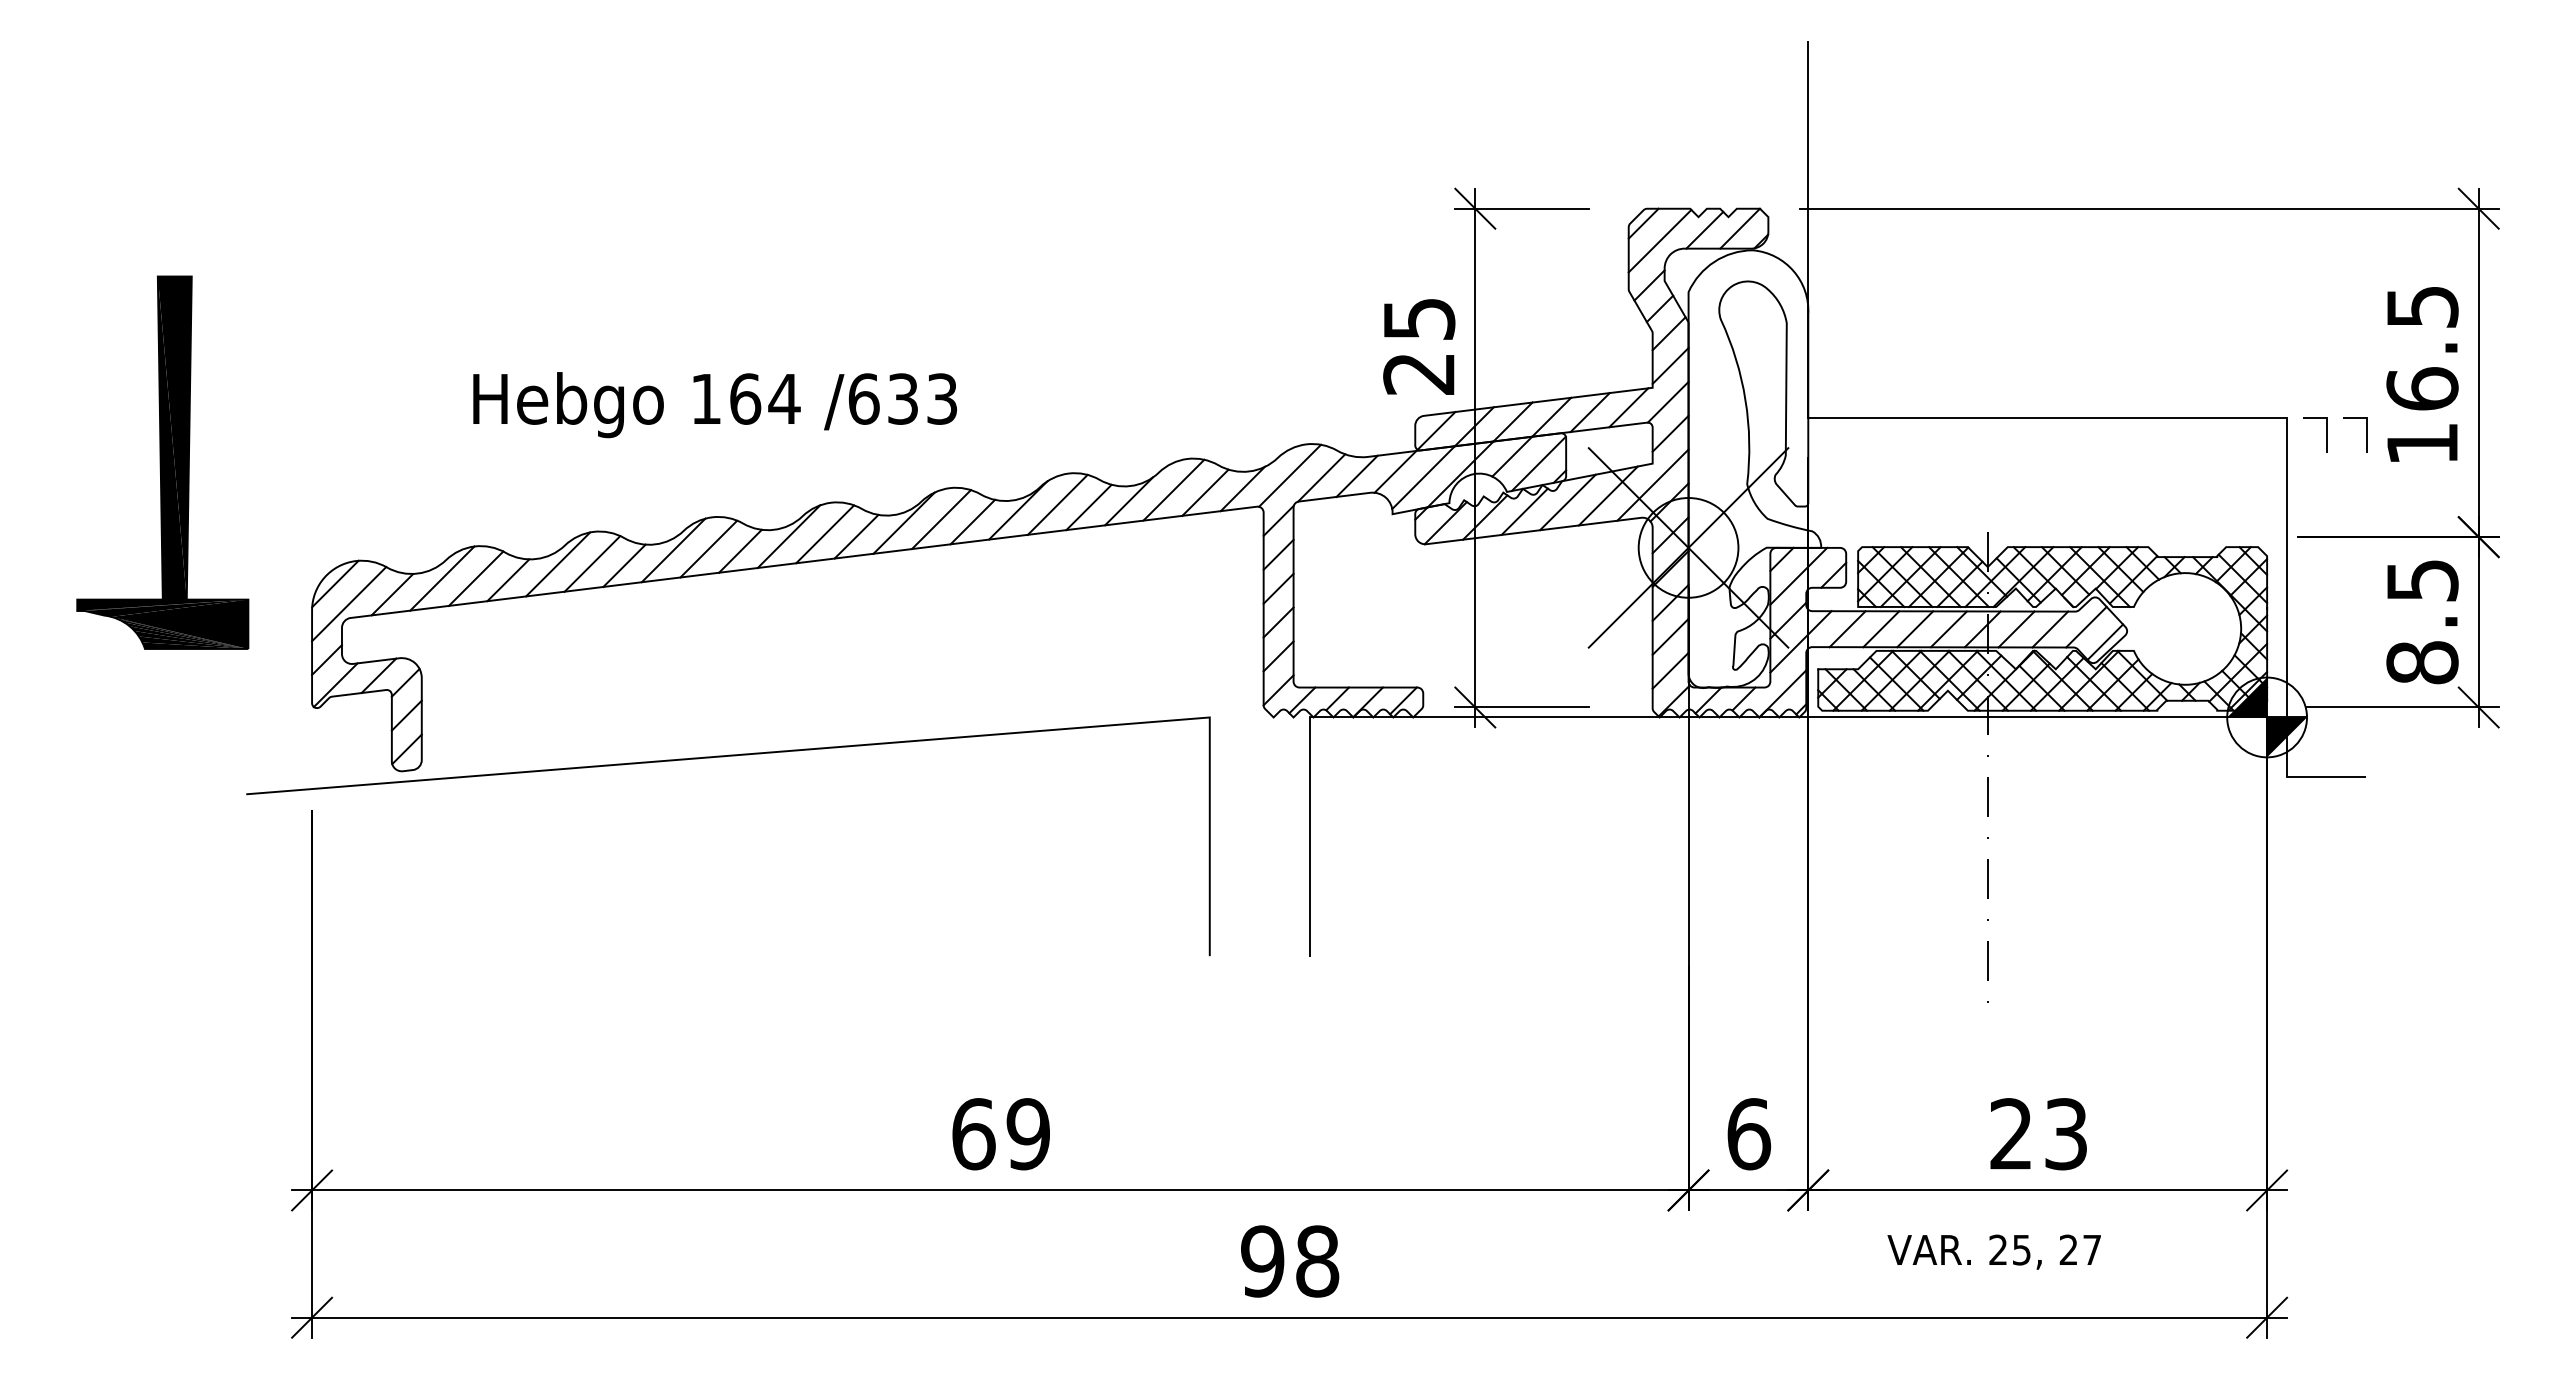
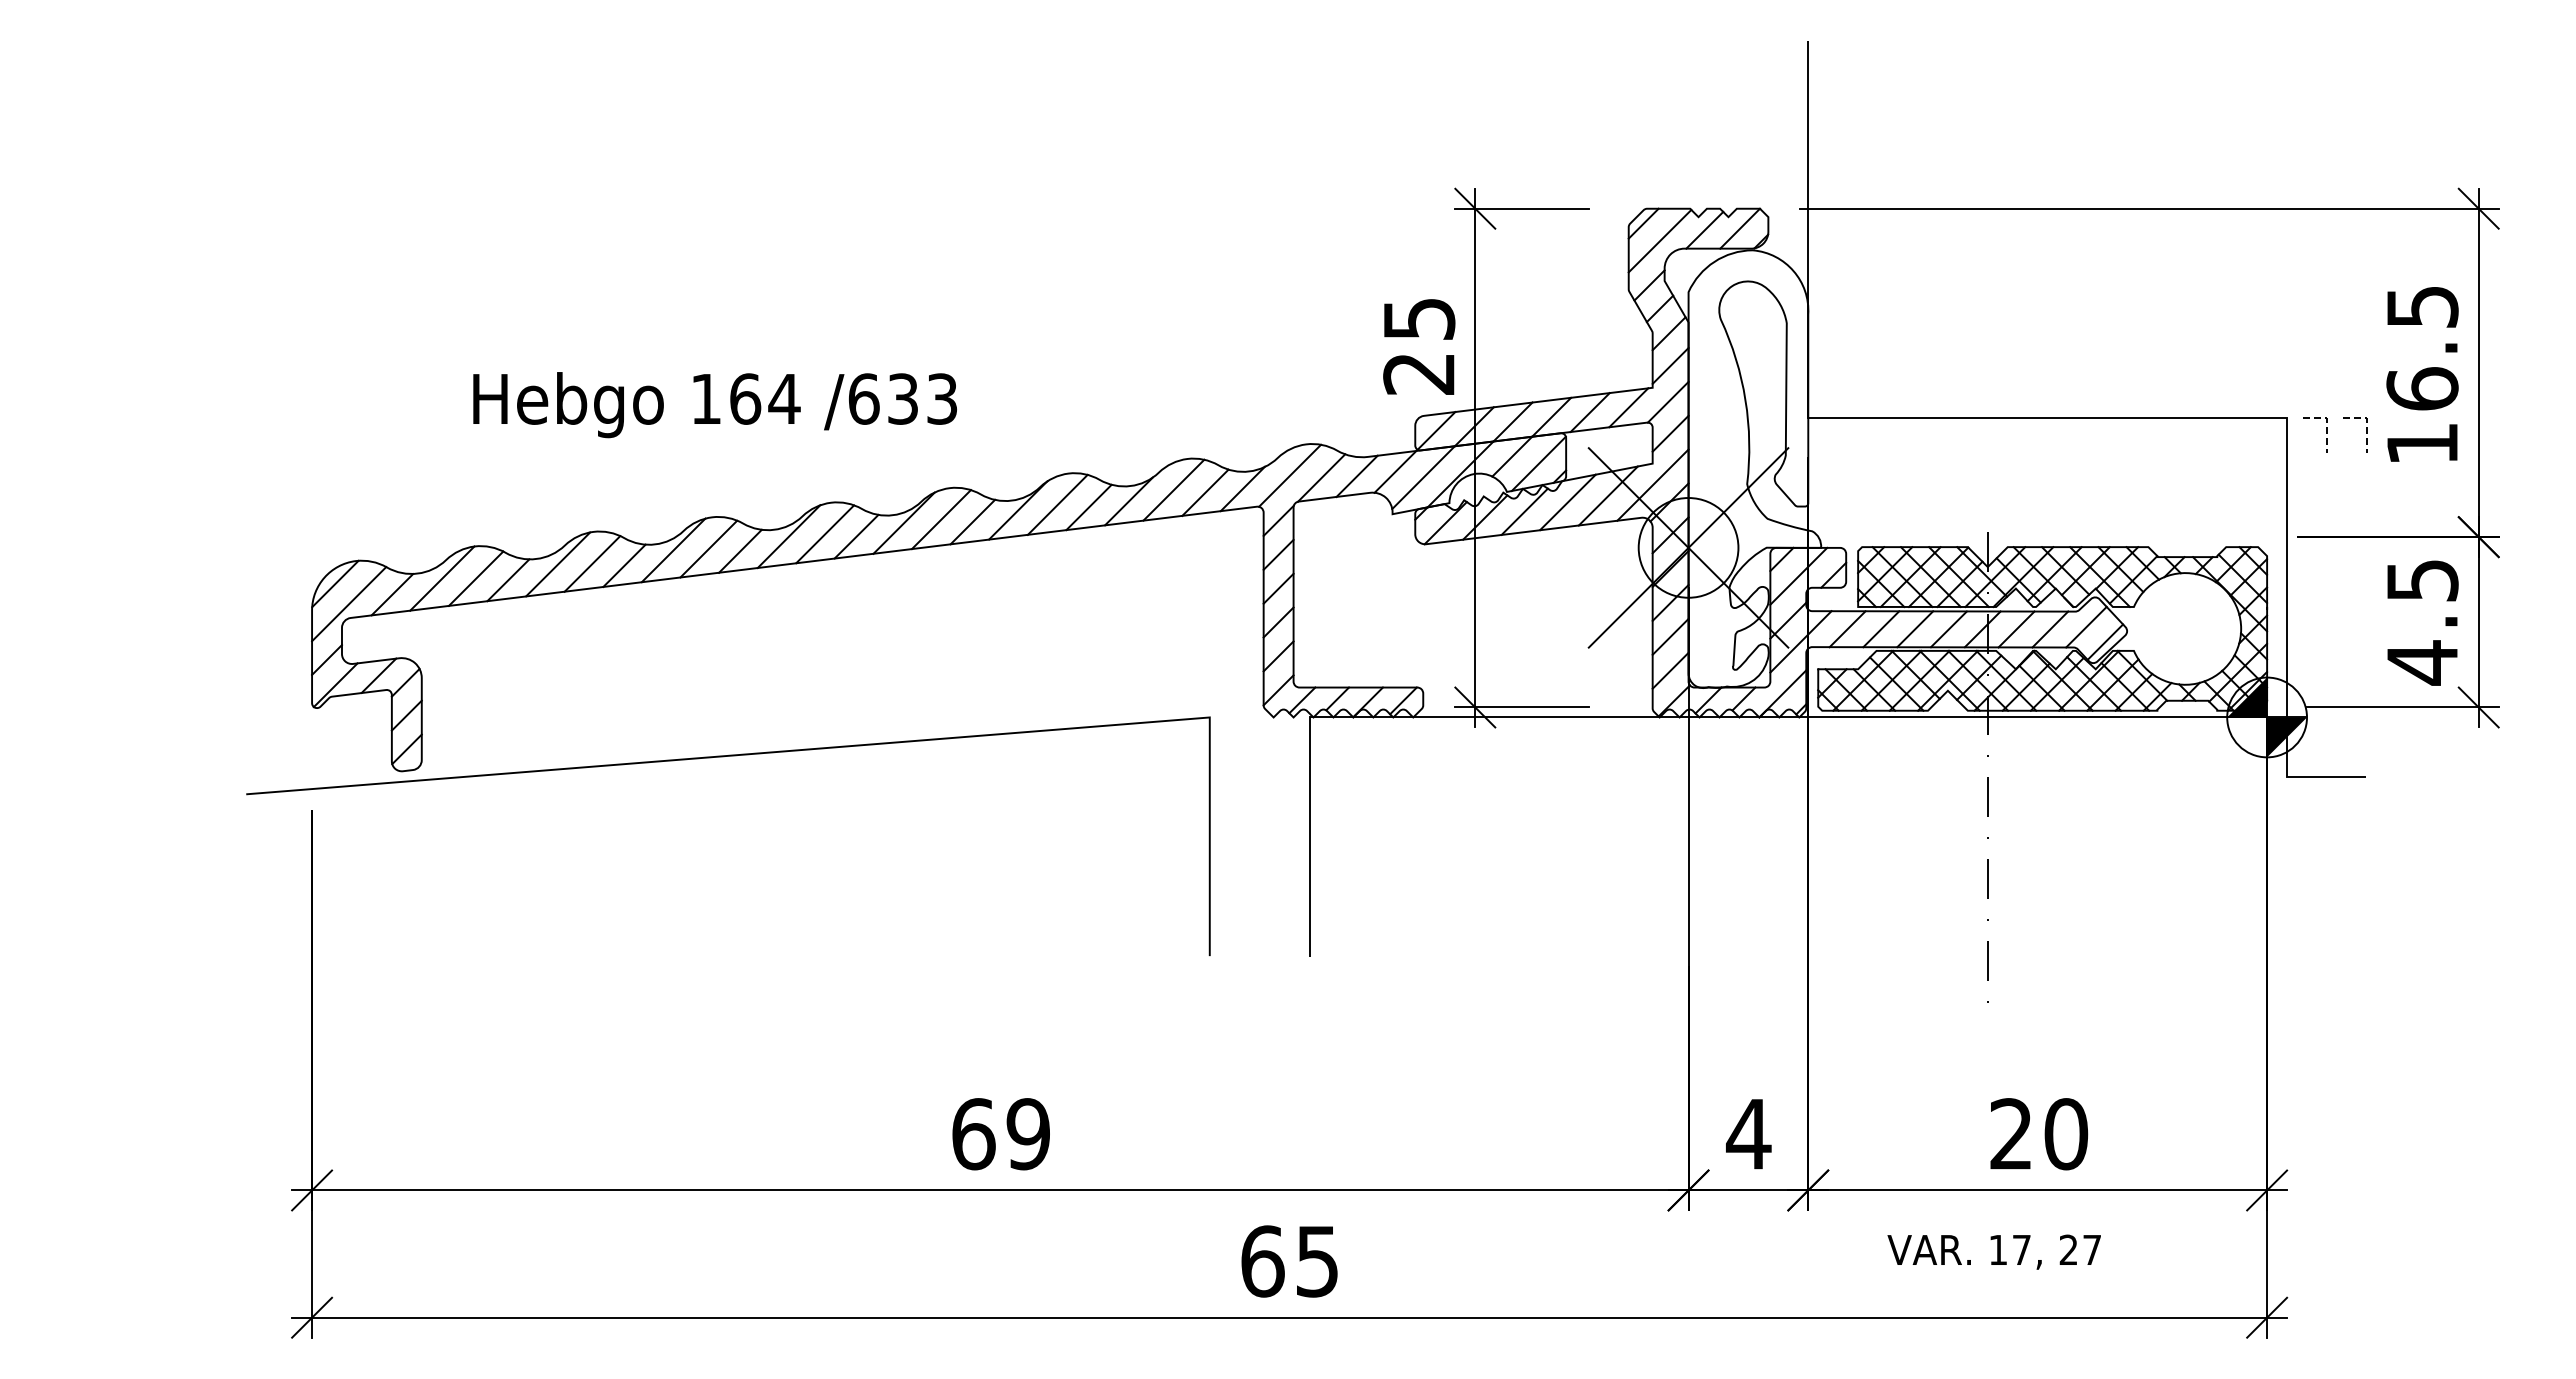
line: solid -> dashed (2326, 423)
line: solid -> dashed (2366, 423)
part: present -> none (162, 462)
text: 8.5 -> 4.5 (2422, 662)
text: 6 -> 4 (1748, 1134)
text: 23 -> 20 (2066, 1134)
text: 25, -> 17, (2009, 1249)
text: 98 -> 65 (1290, 1261)
